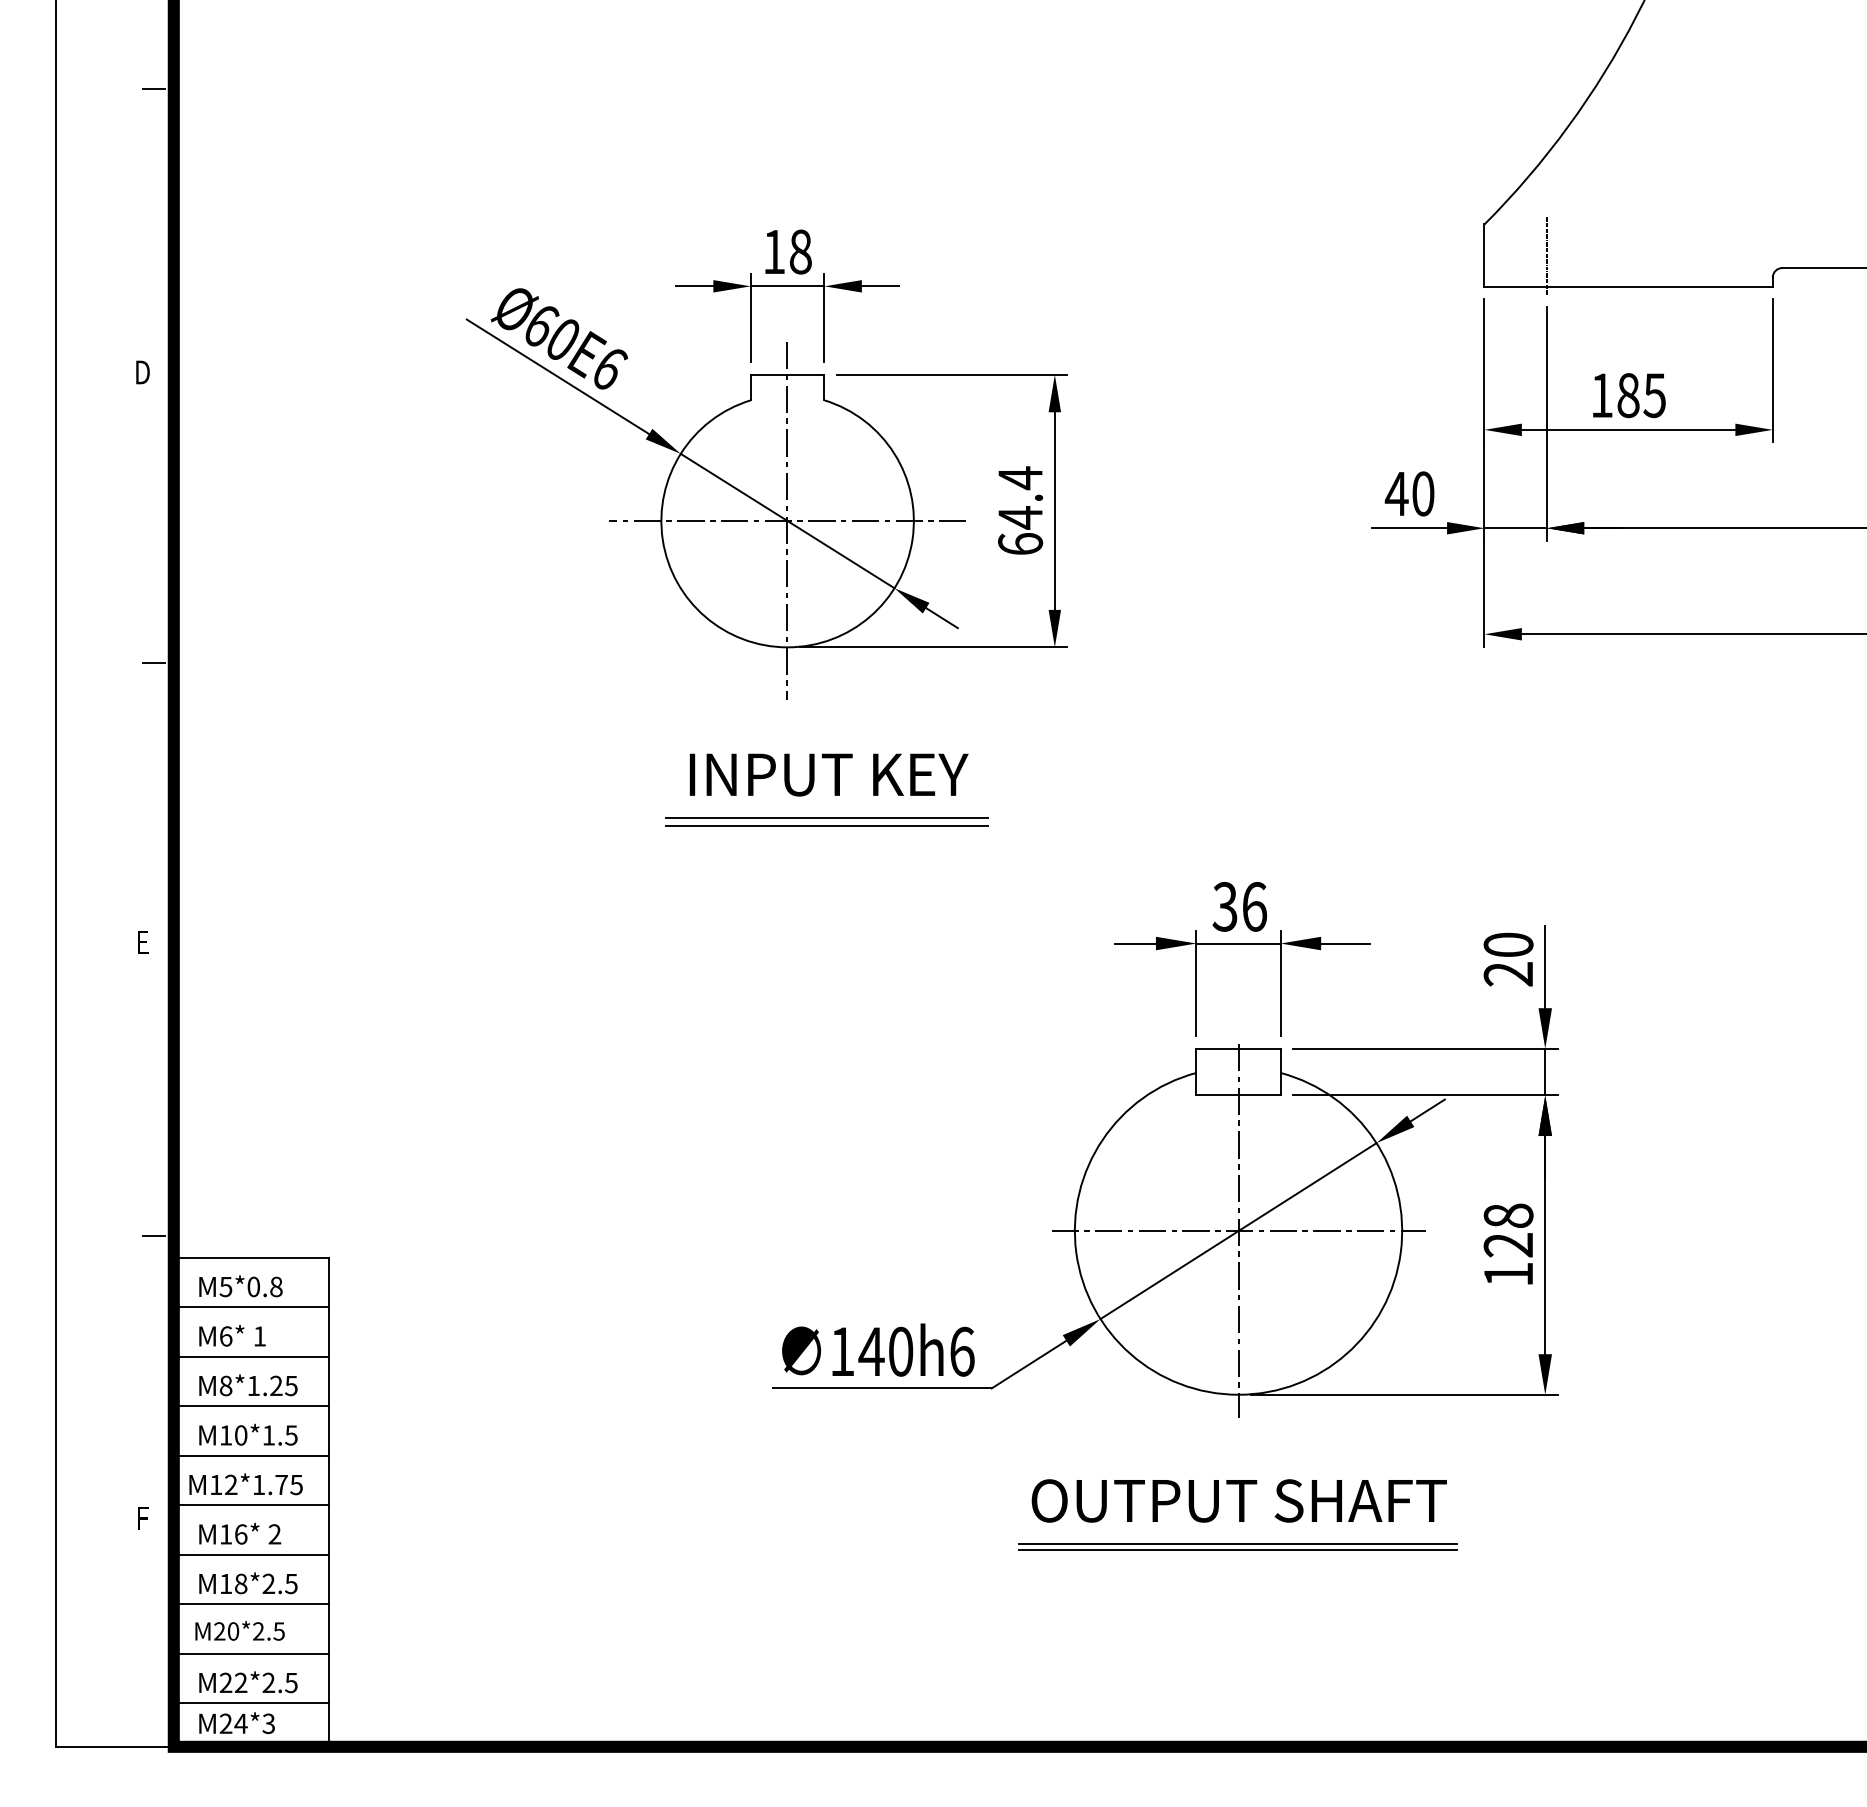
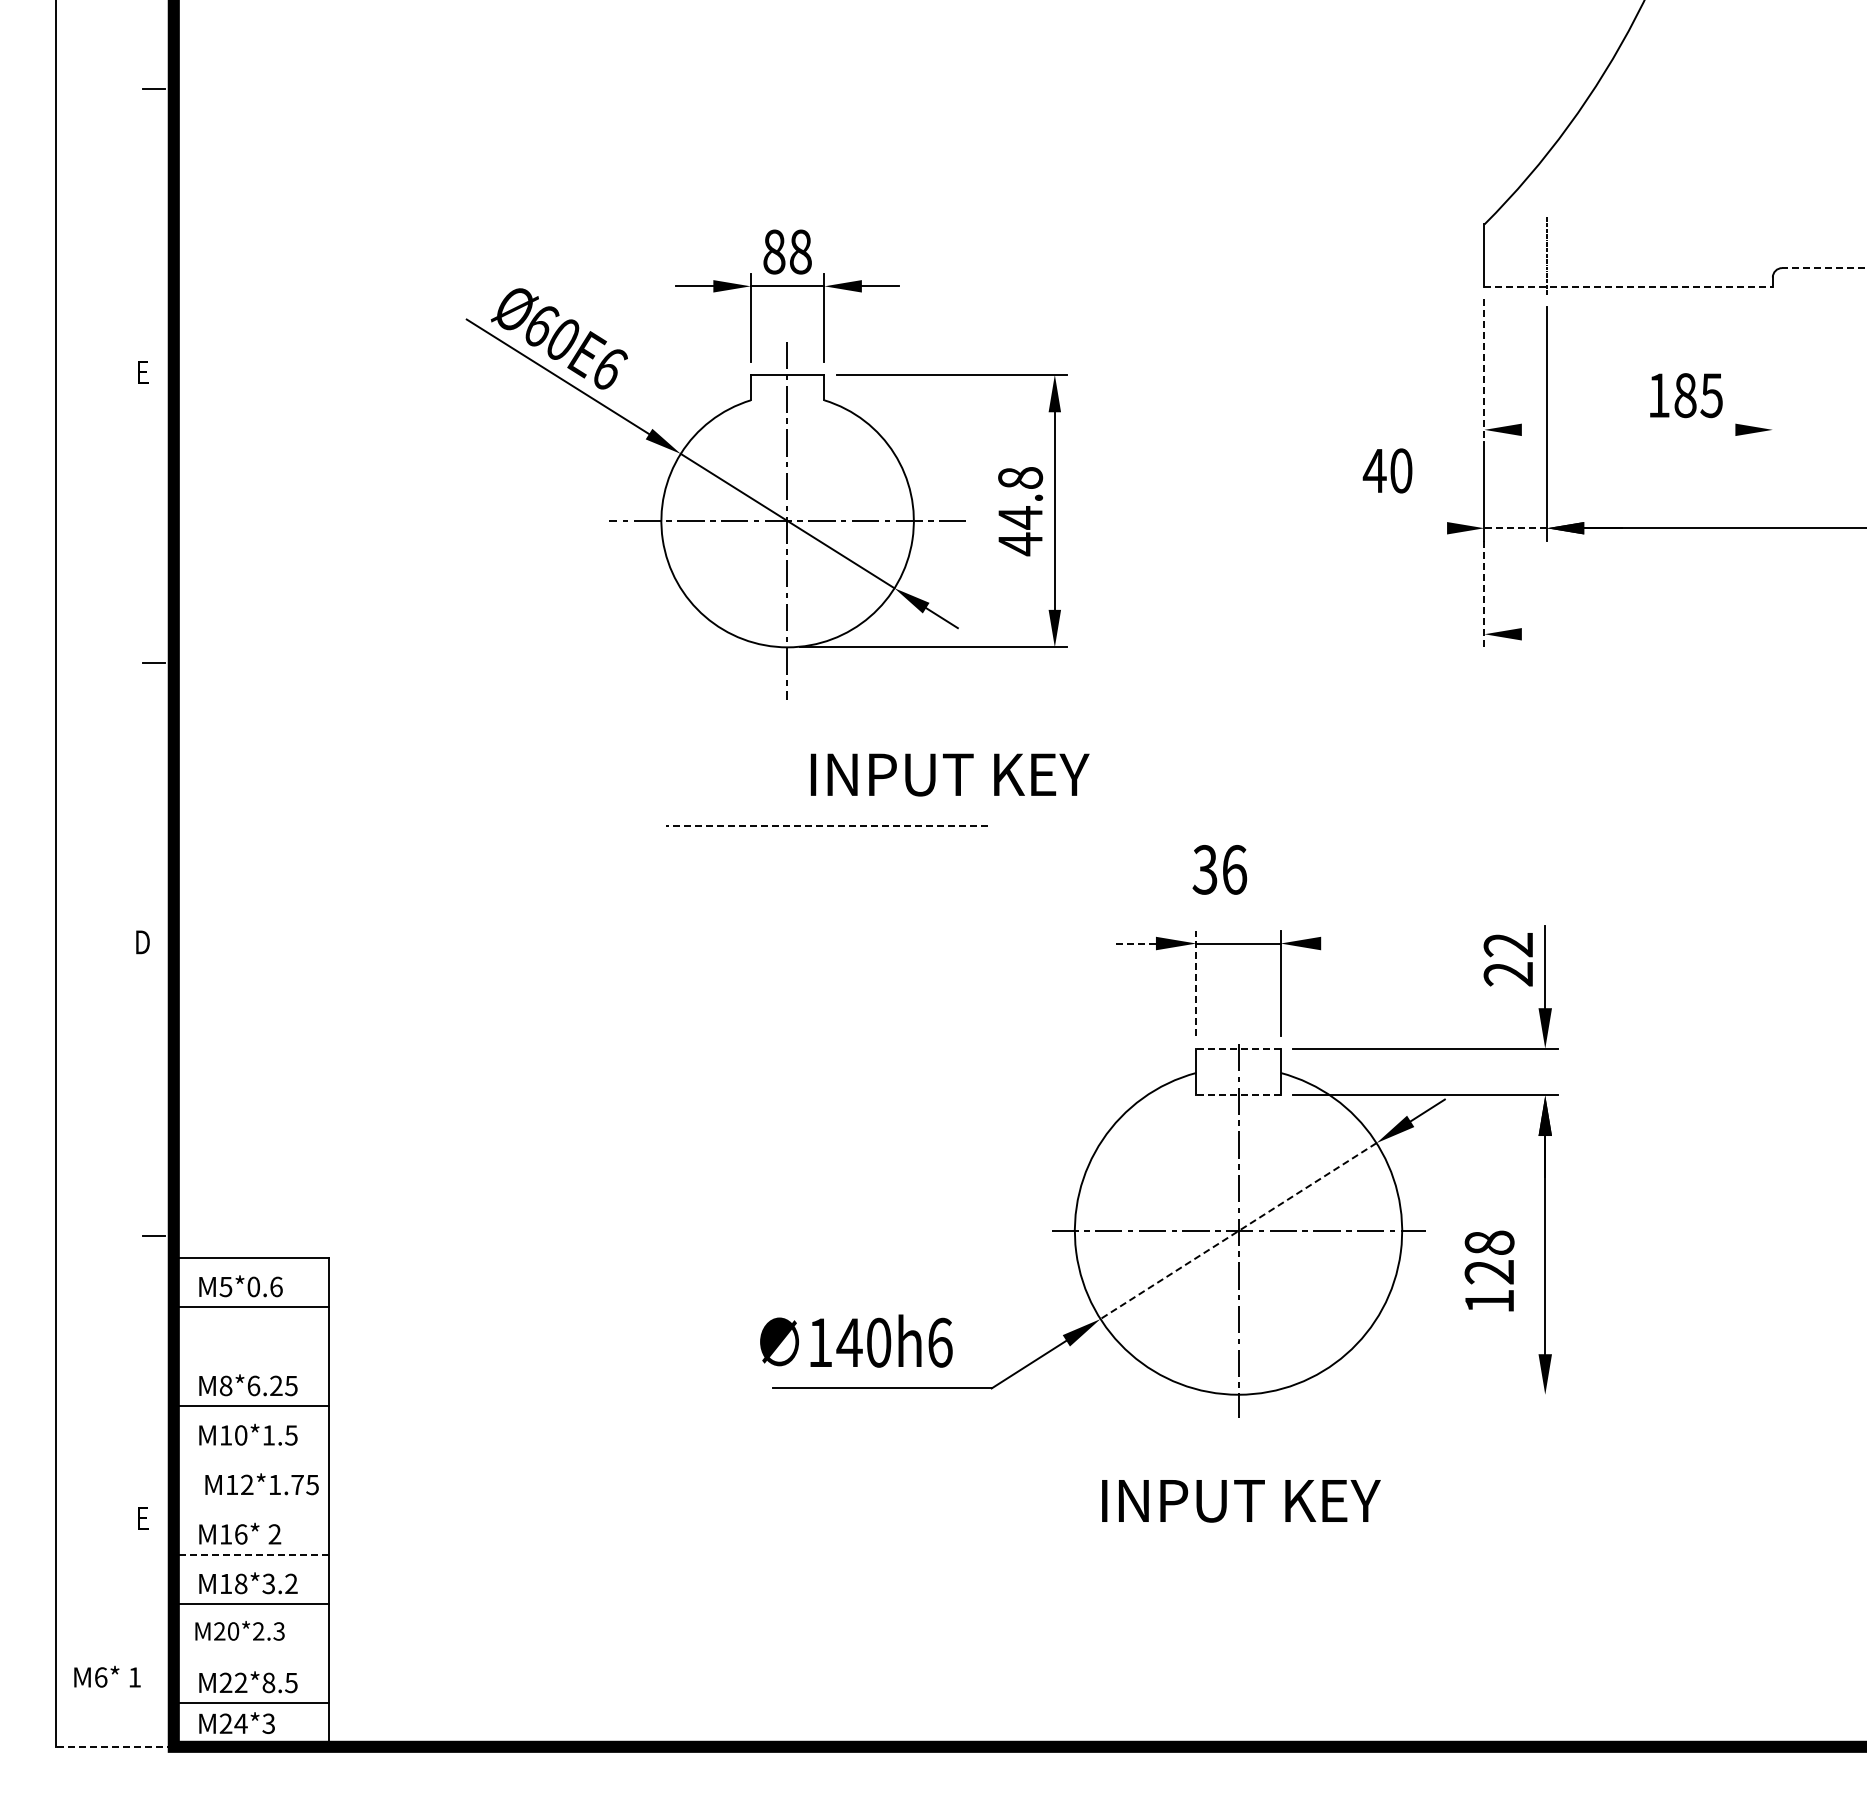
text: 18 -> 88 (774, 251)
line: solid -> dashed (1824, 268)
line: solid -> dashed (1629, 286)
line: solid -> dashed (1484, 370)
line: present -> none (1772, 370)
text: D -> E (142, 372)
text position: (1629, 395) -> (1686, 395) (1686, 395)
line: present -> none (1628, 429)
text position: (1409, 493) -> (1387, 470) (1387, 470)
text: 64.4 -> 44.8 (1020, 511)
line: present -> none (1409, 528)
line: solid -> dashed (1515, 528)
line: solid -> dashed (1484, 594)
line: present -> none (1692, 634)
text position: (828, 774) -> (949, 774) (949, 774)
line: present -> none (827, 818)
line: solid -> dashed (826, 825)
text position: (1239, 906) -> (1219, 869) (1219, 869)
text: E -> D (142, 942)
line: solid -> dashed (1135, 943)
line: present -> none (1345, 943)
text: 20 -> 22 (1508, 944)
line: solid -> dashed (1196, 983)
line: solid -> dashed (1238, 1048)
line: present -> none (1545, 1071)
line: solid -> dashed (1238, 1095)
line: solid -> dashed (1238, 1231)
text position: (1508, 1243) -> (1489, 1270) (1489, 1270)
text: M5*0.8 -> M5*0.6 (276, 1286)
text position: (232, 1335) -> (107, 1676) (107, 1676)
text position: (878, 1349) -> (856, 1340) (856, 1340)
line: present -> none (251, 1356)
text: M8*1.25 -> M8*6.25 (253, 1385)
line: present -> none (1404, 1394)
line: present -> none (251, 1455)
text position: (245, 1484) -> (261, 1484) (261, 1484)
text: OUTPUT SHAFT -> INPUT KEY (1238, 1500)
line: present -> none (251, 1505)
text: F -> E (144, 1518)
line: present -> none (1237, 1544)
line: present -> none (1237, 1550)
line: solid -> dashed (251, 1554)
text: M18*2.5 -> M18*3.2 (279, 1583)
text: M20*2.5 -> M20*2.3 (279, 1631)
line: present -> none (251, 1653)
text: M22*2.5 -> M22*8.5 (268, 1682)
line: solid -> dashed (114, 1746)
